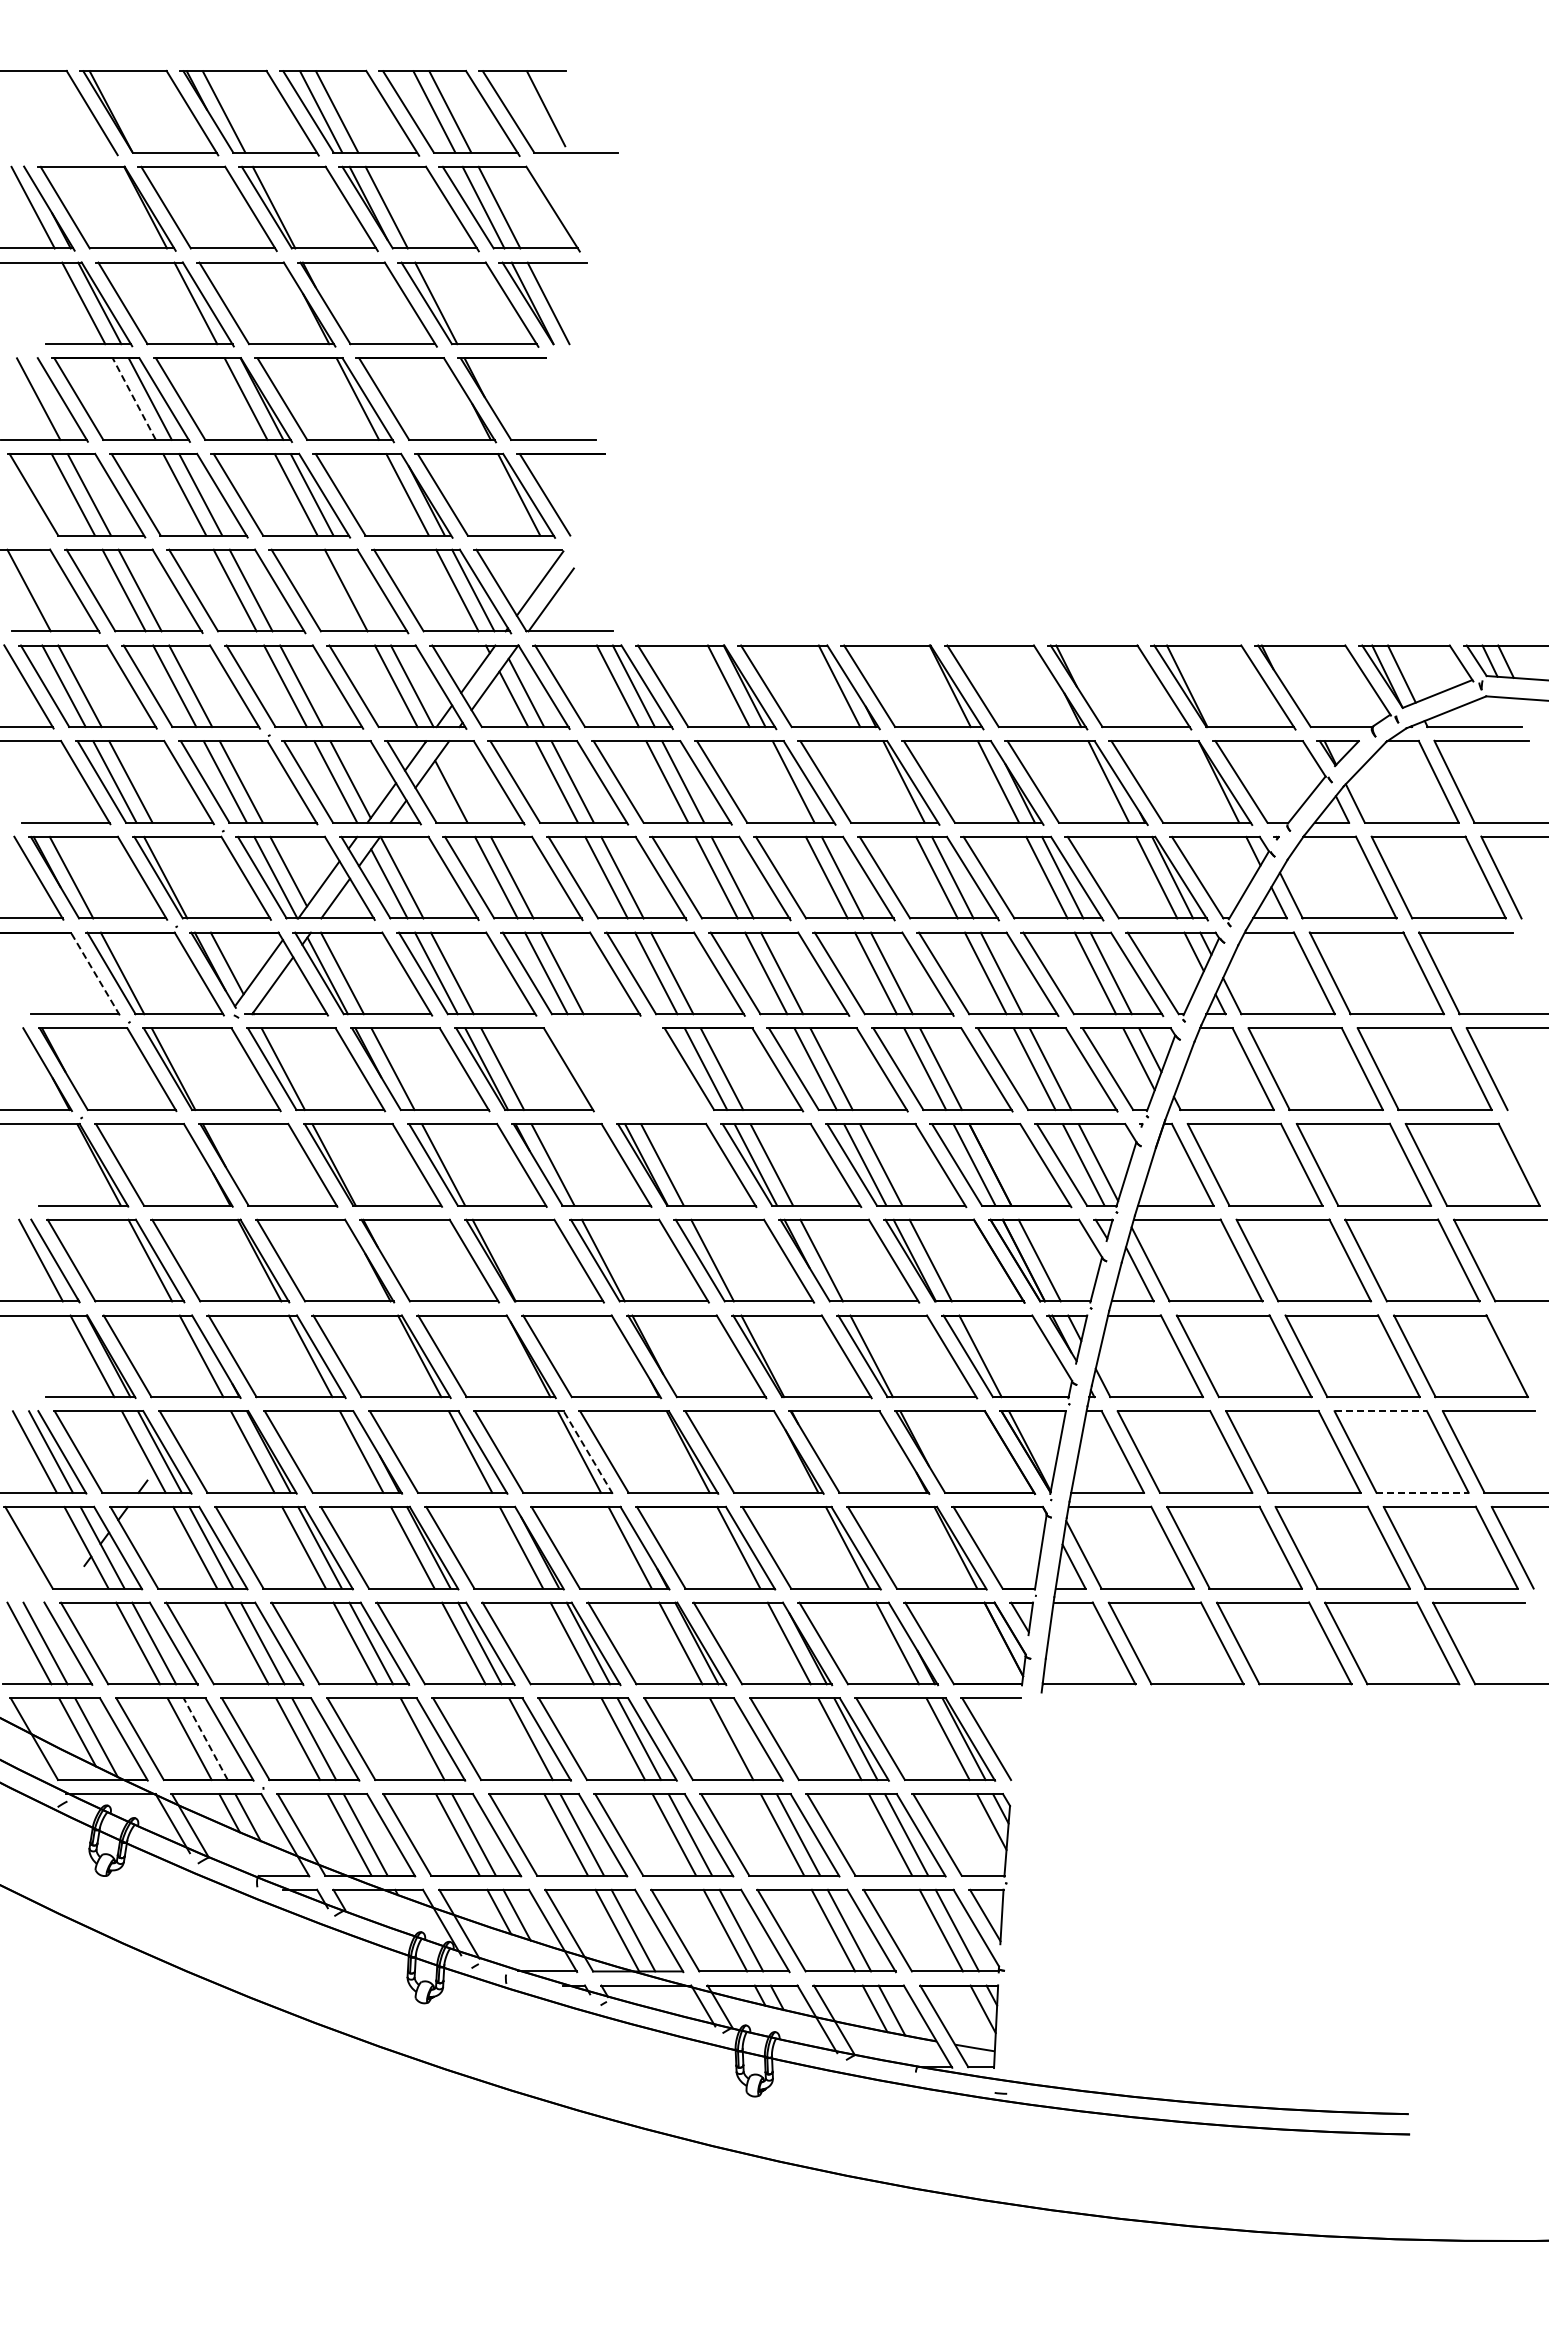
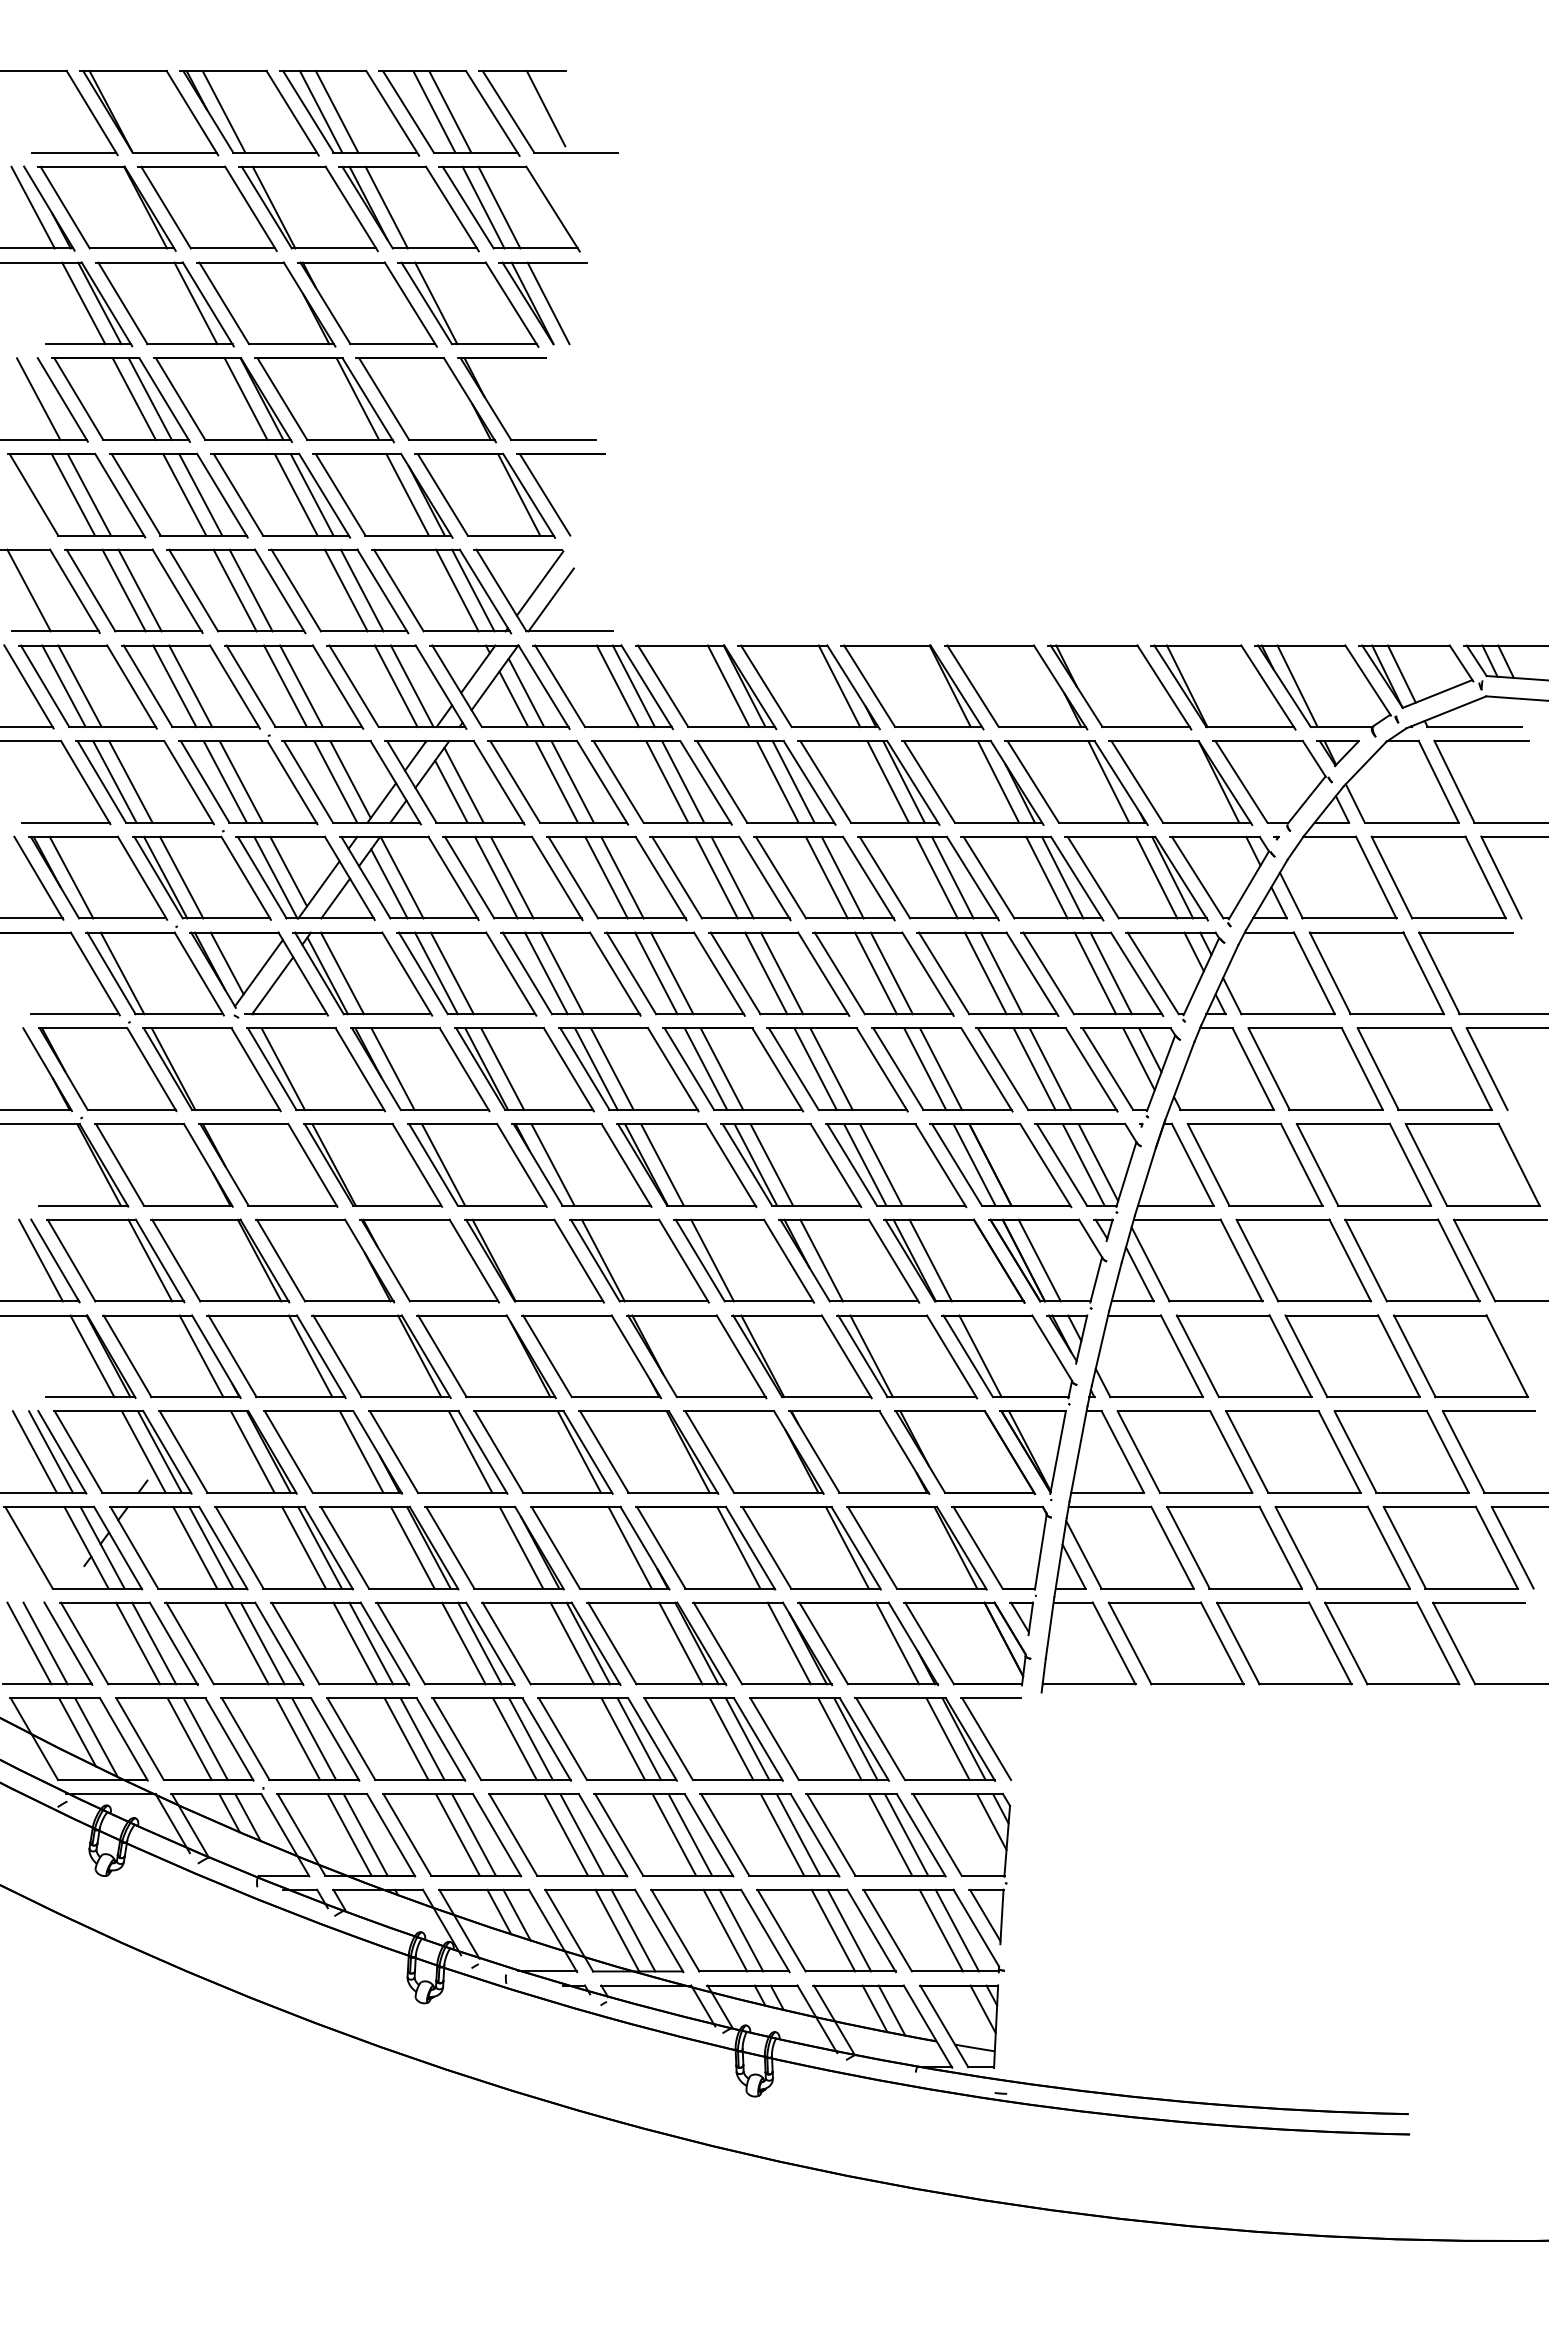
line: none -> present (73, 152)
line: dashed -> solid (134, 398)
line: none -> present (361, 590)
line: none -> present (1297, 686)
line: none -> present (777, 781)
line: none -> present (887, 781)
line: none -> present (463, 784)
line: none -> present (181, 877)
line: dashed -> solid (95, 973)
part: none -> present (628, 1069)
line: dashed -> solid (1381, 1411)
line: dashed -> solid (587, 1452)
line: dashed -> solid (1422, 1492)
line: dashed -> solid (205, 1738)
line: none -> present (406, 1739)
line: none -> present (514, 1739)
line: none -> present (747, 1739)
